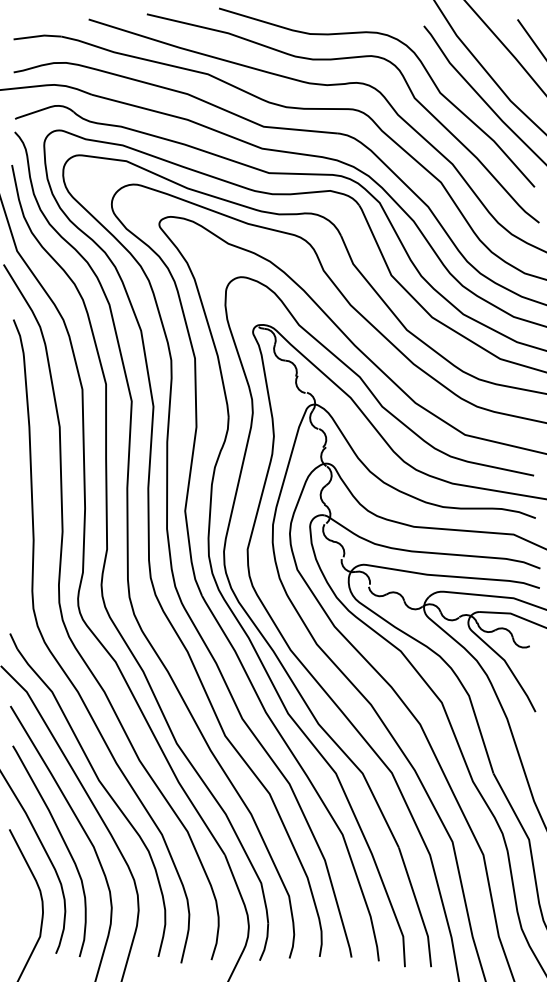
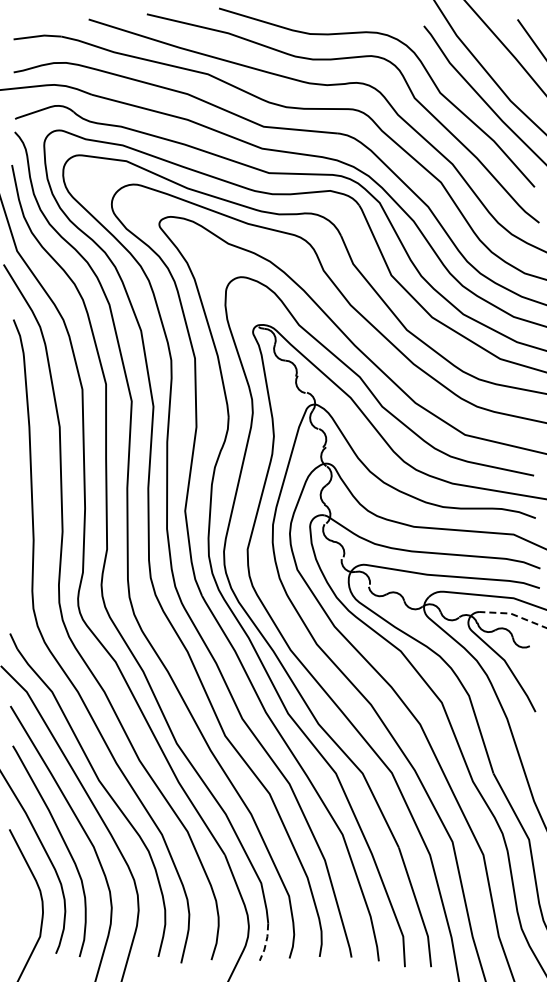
line: solid -> dashed (513, 614)
line: solid -> dashed (266, 942)
